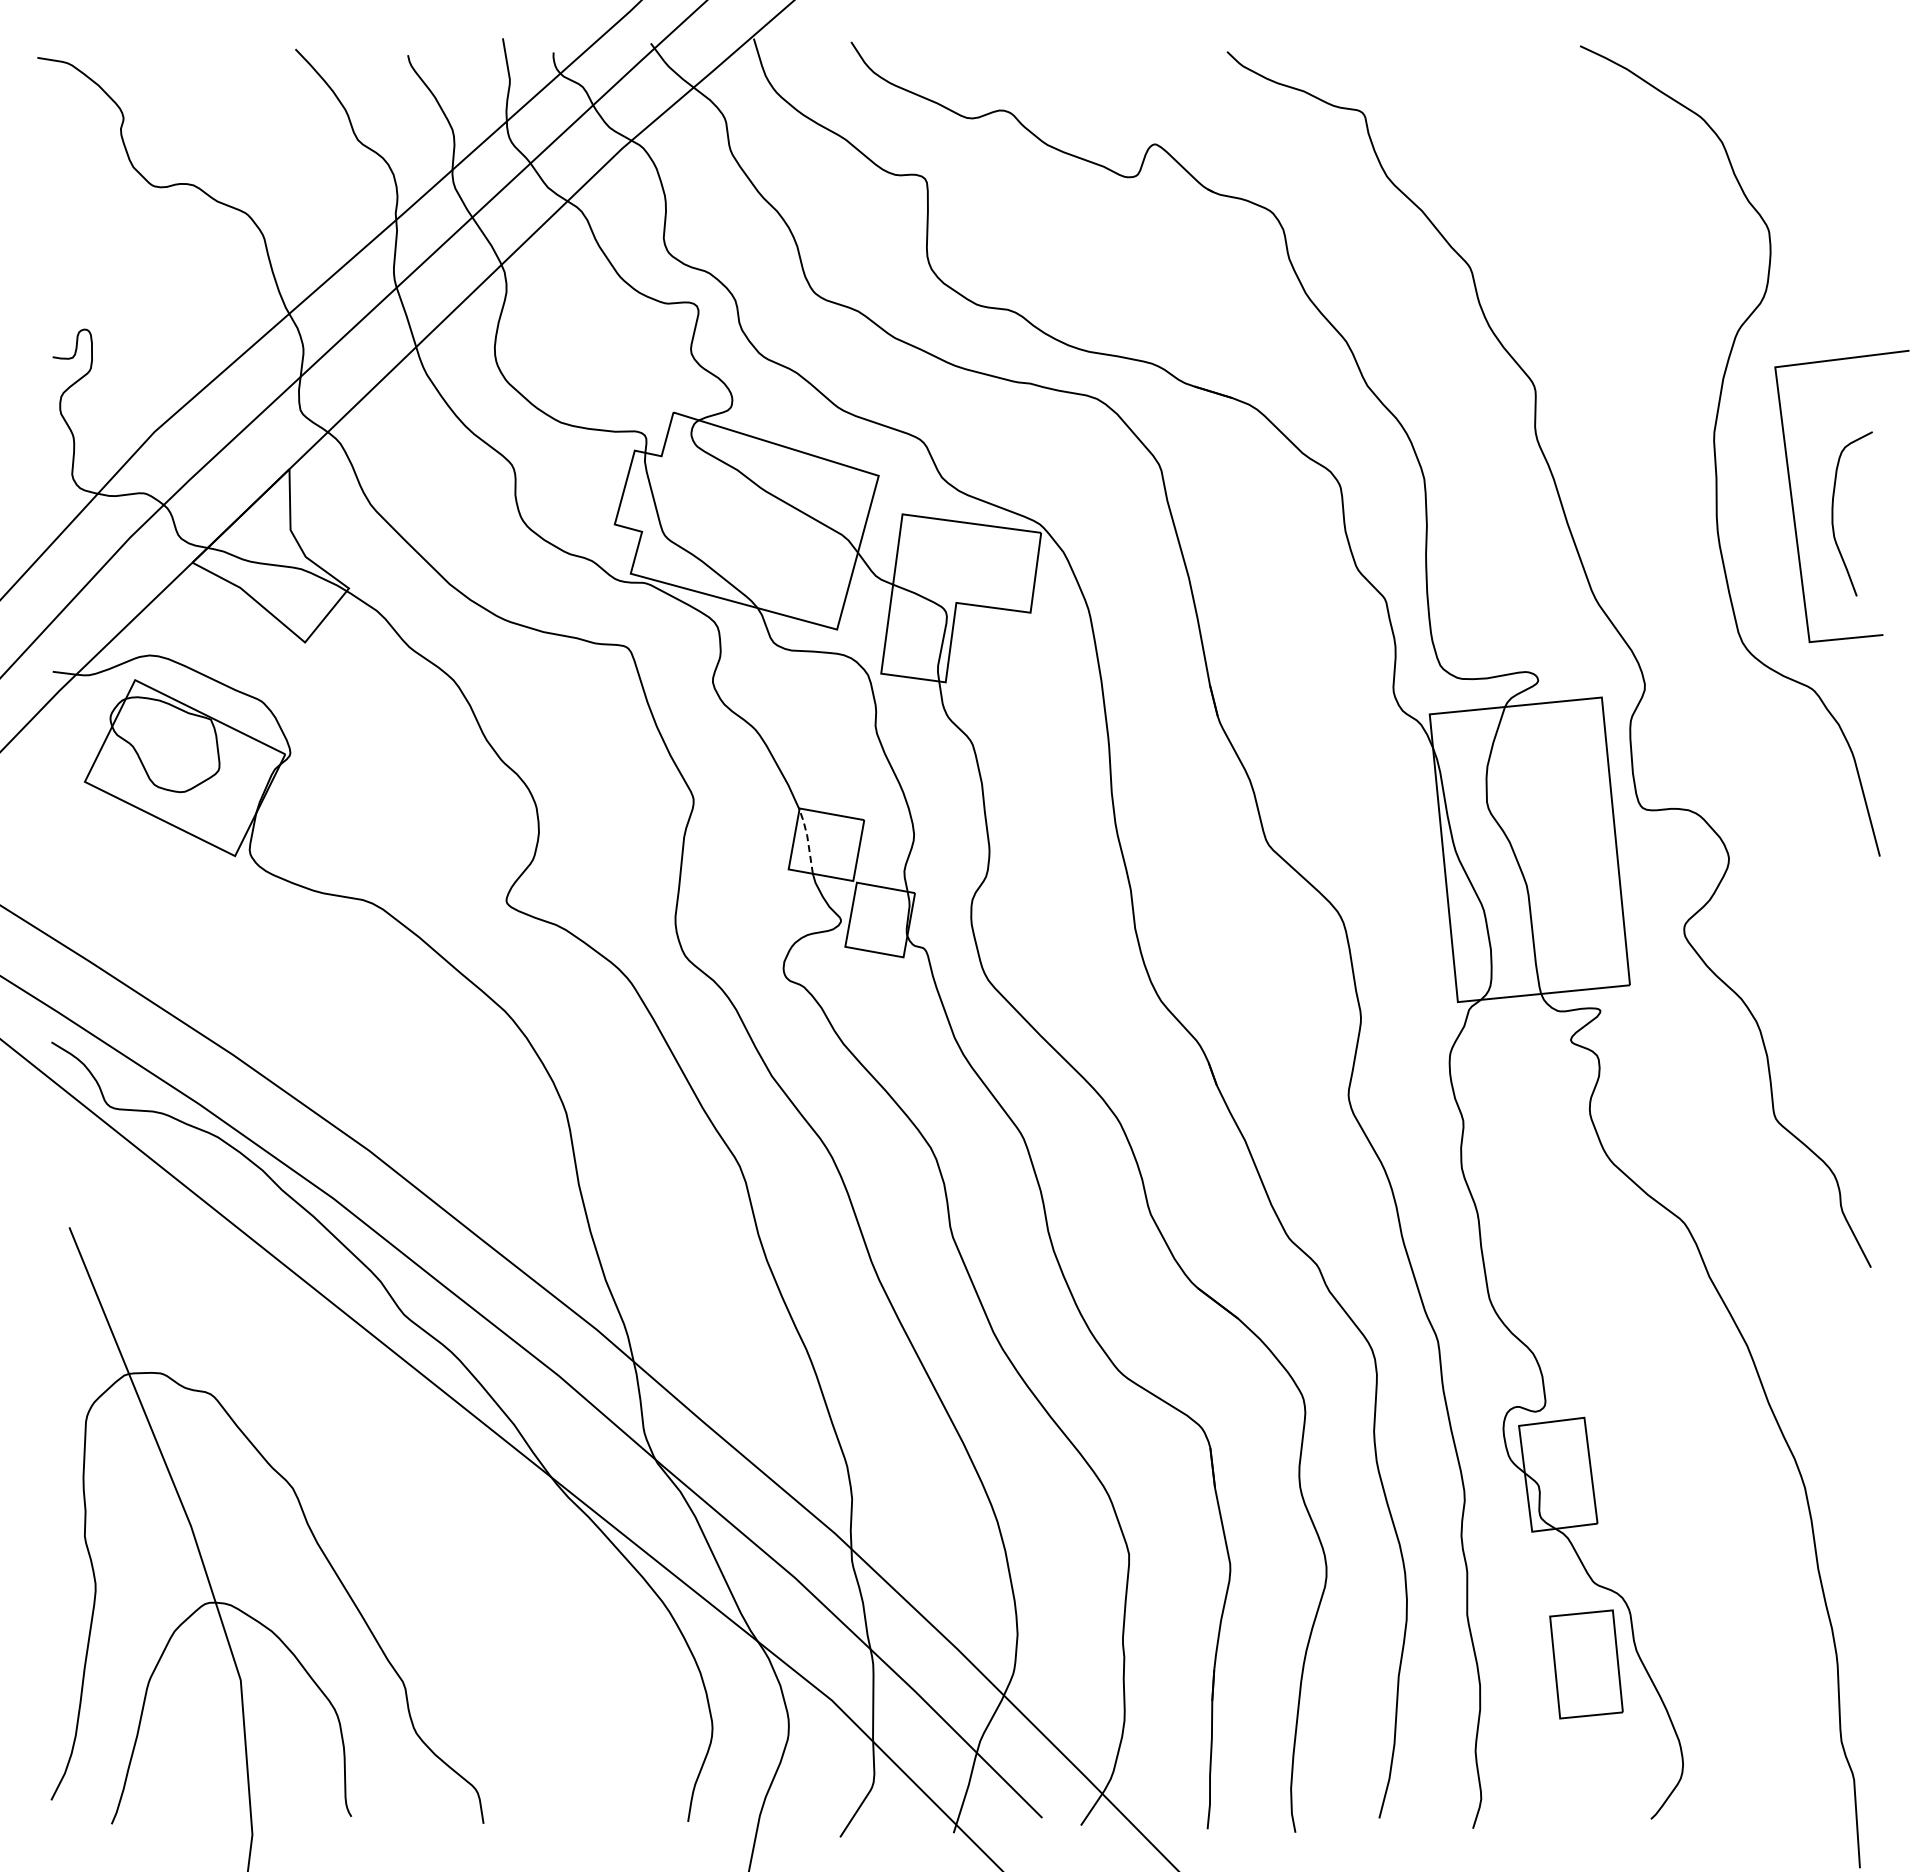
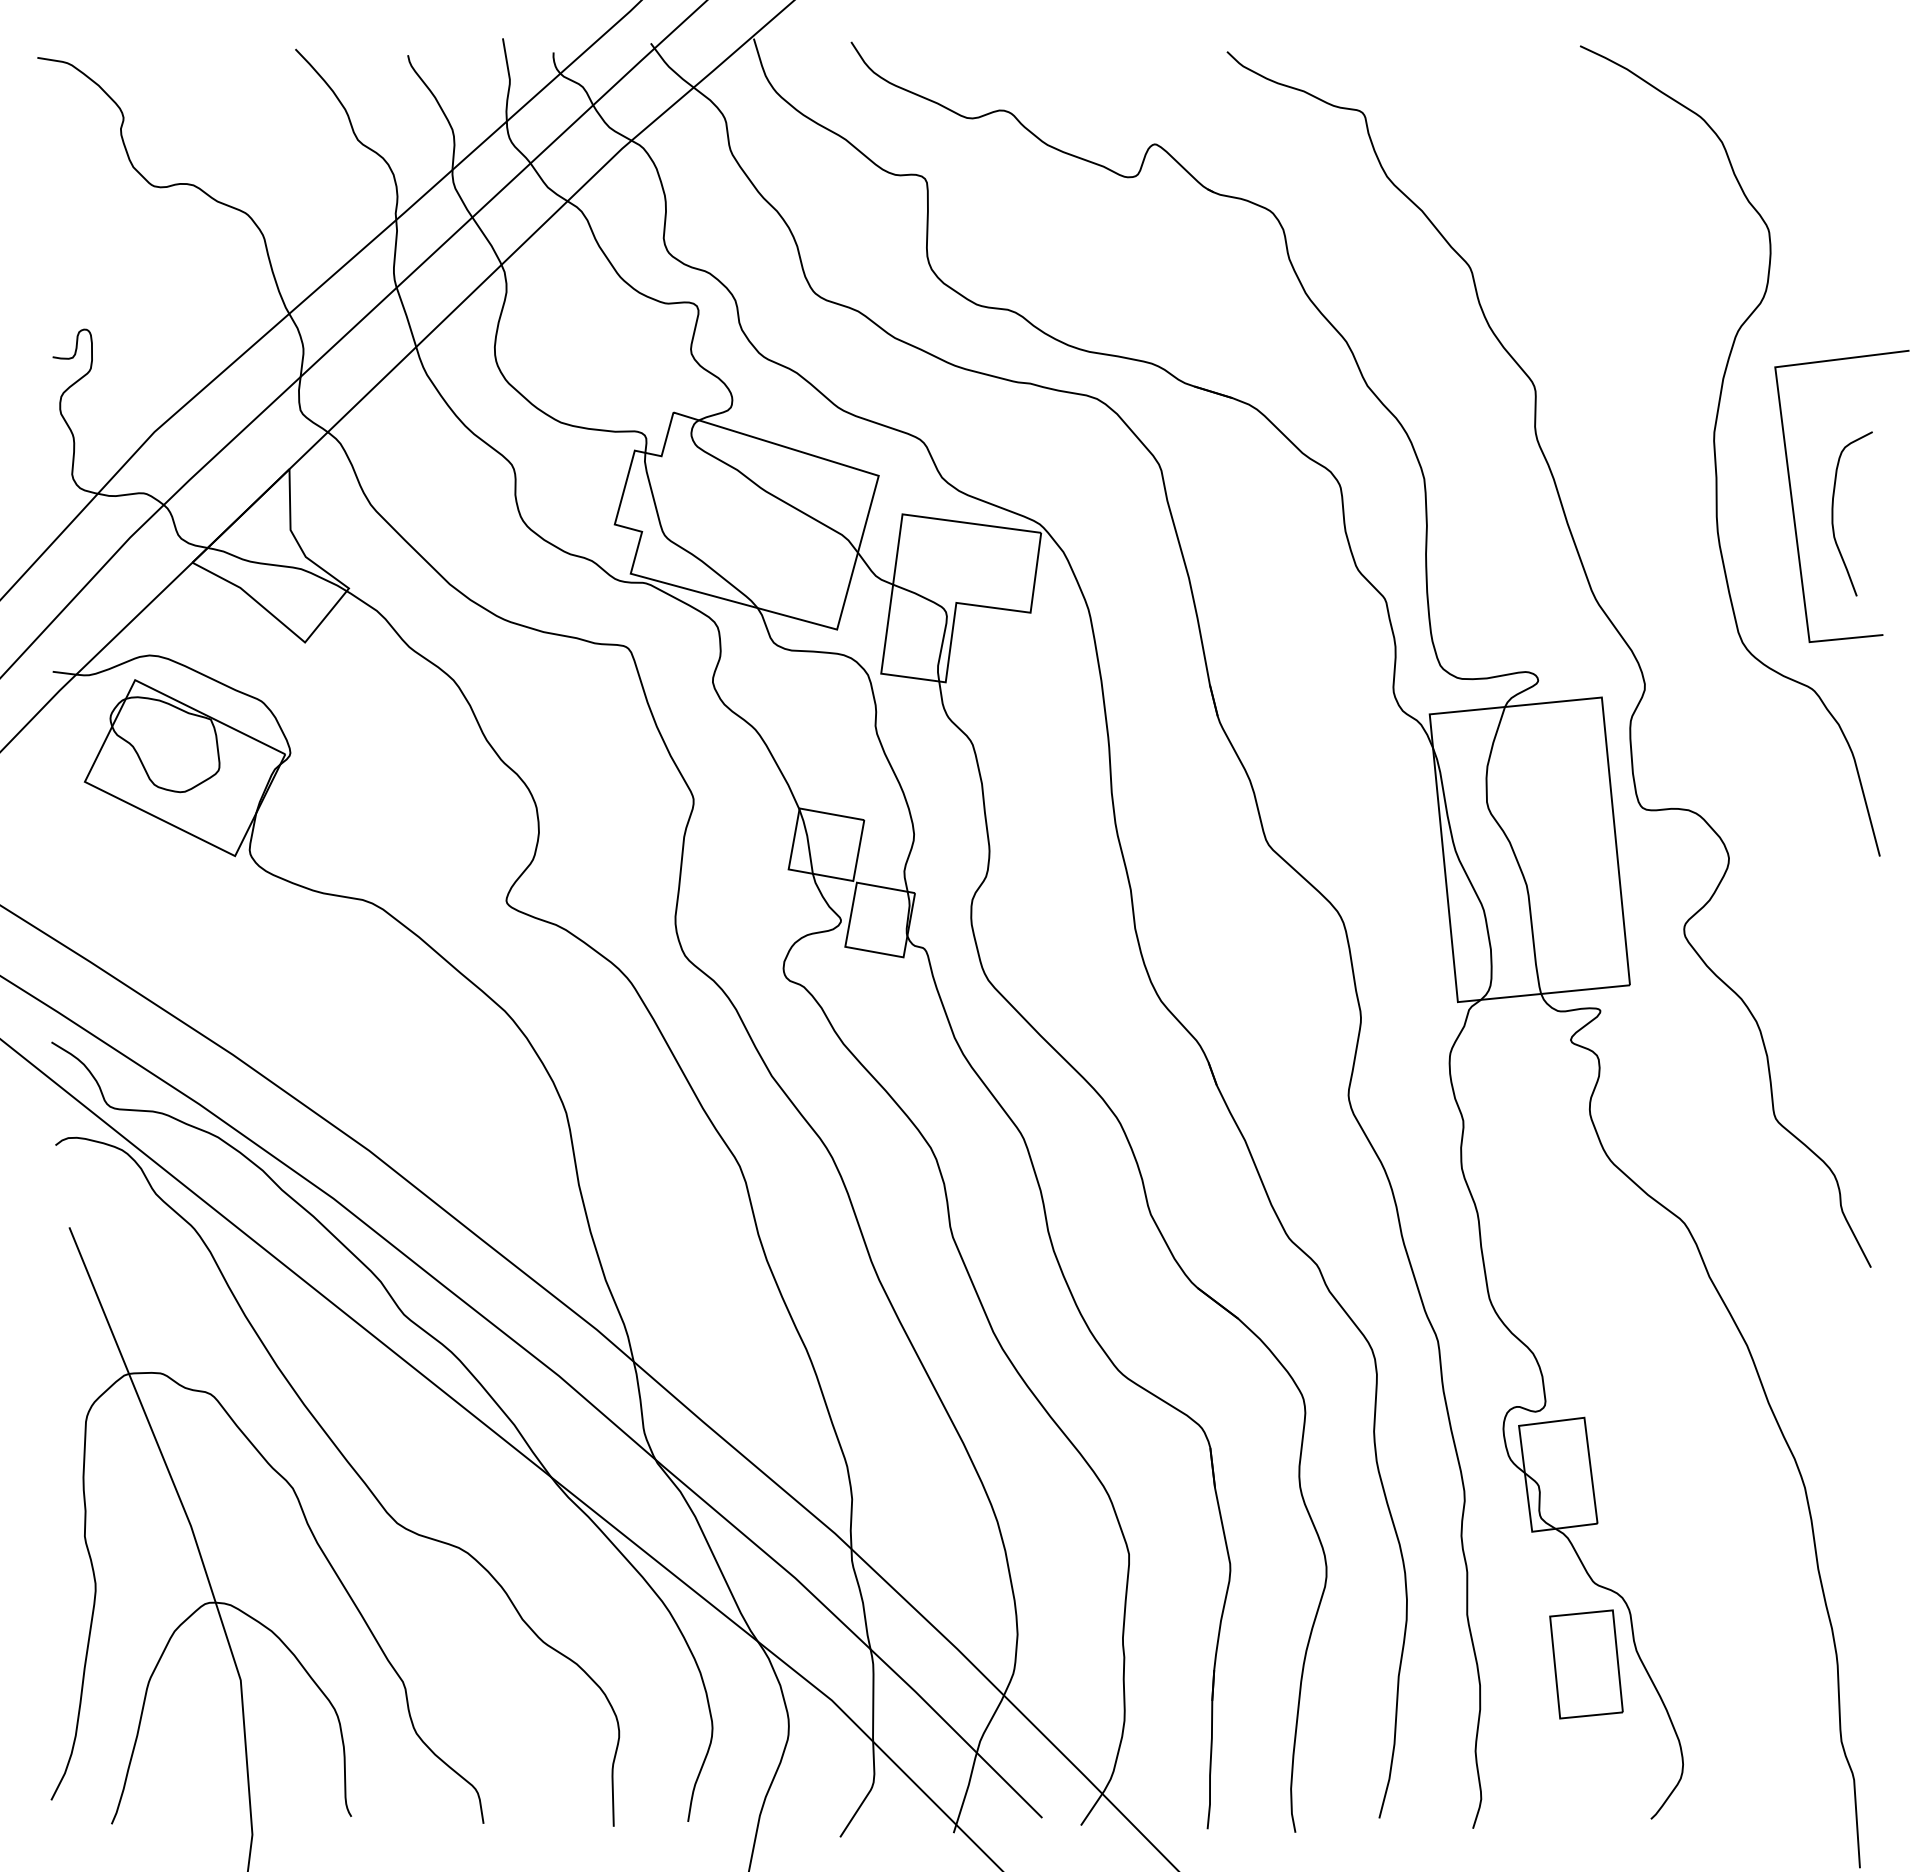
line: dashed -> solid (807, 839)
curve: none -> present (351, 1468)
